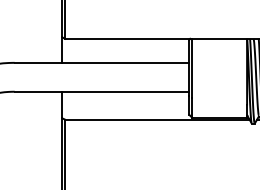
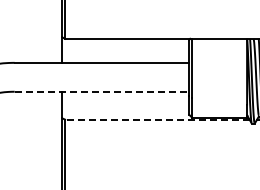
line: solid -> dashed (102, 91)
line: solid -> dashed (156, 119)
